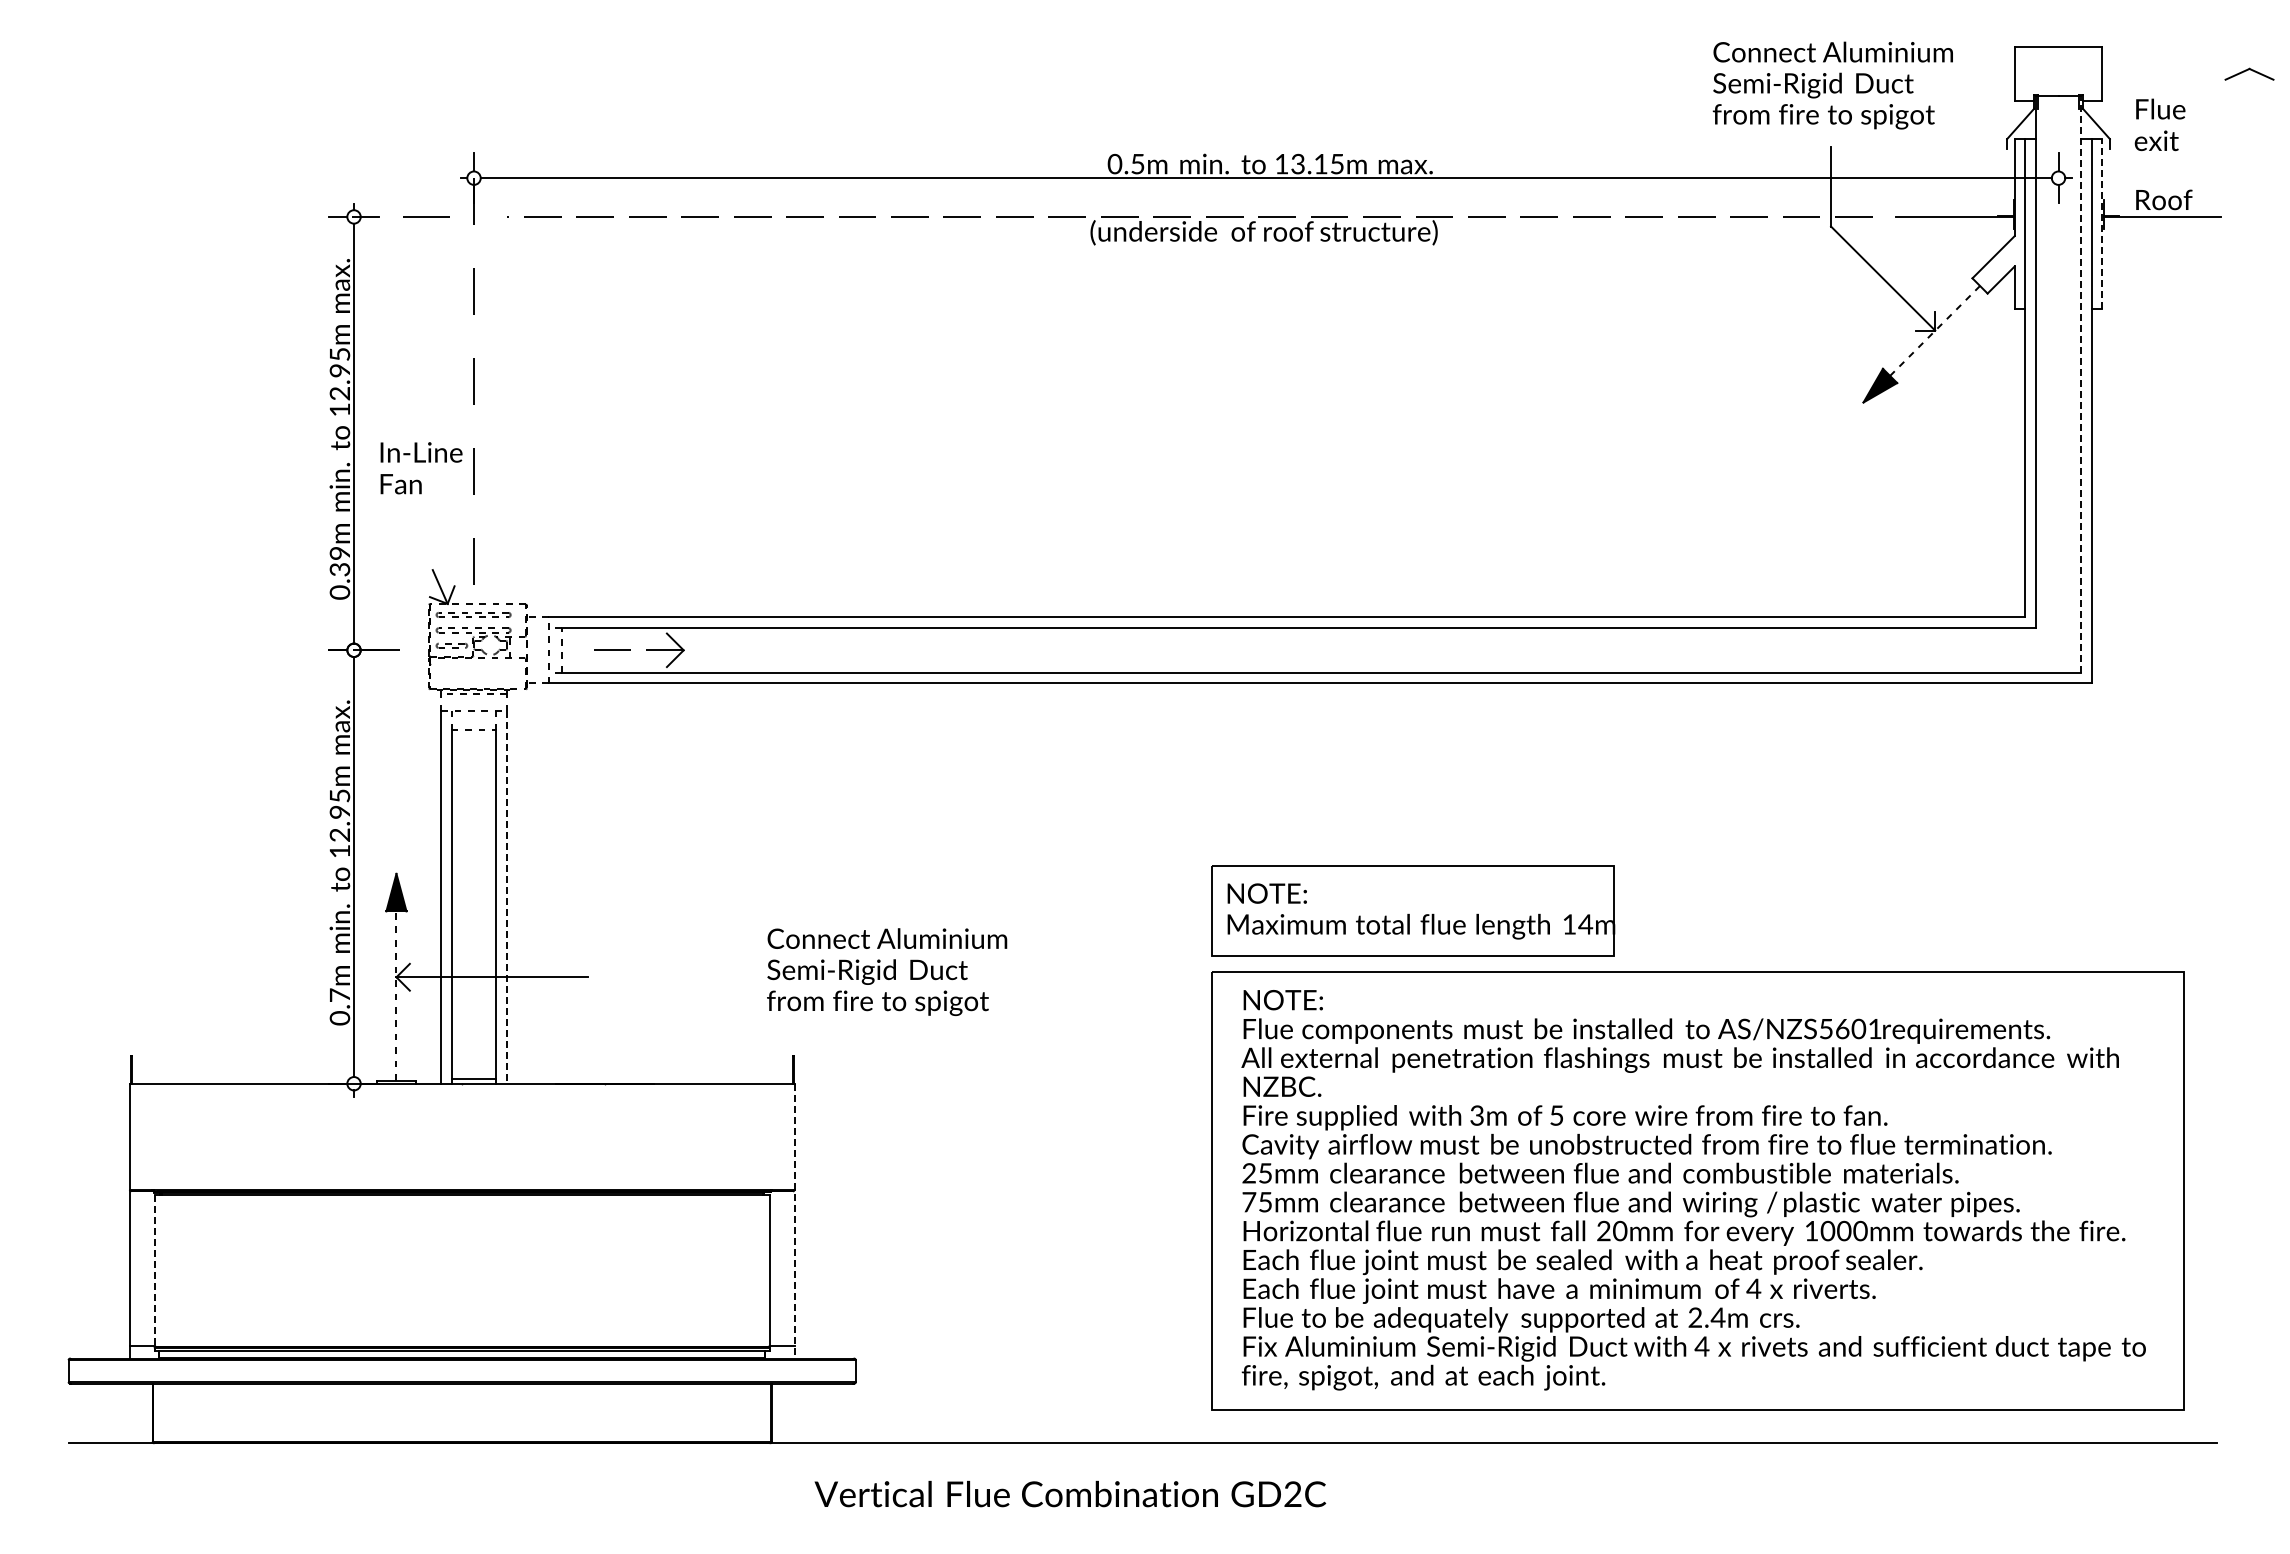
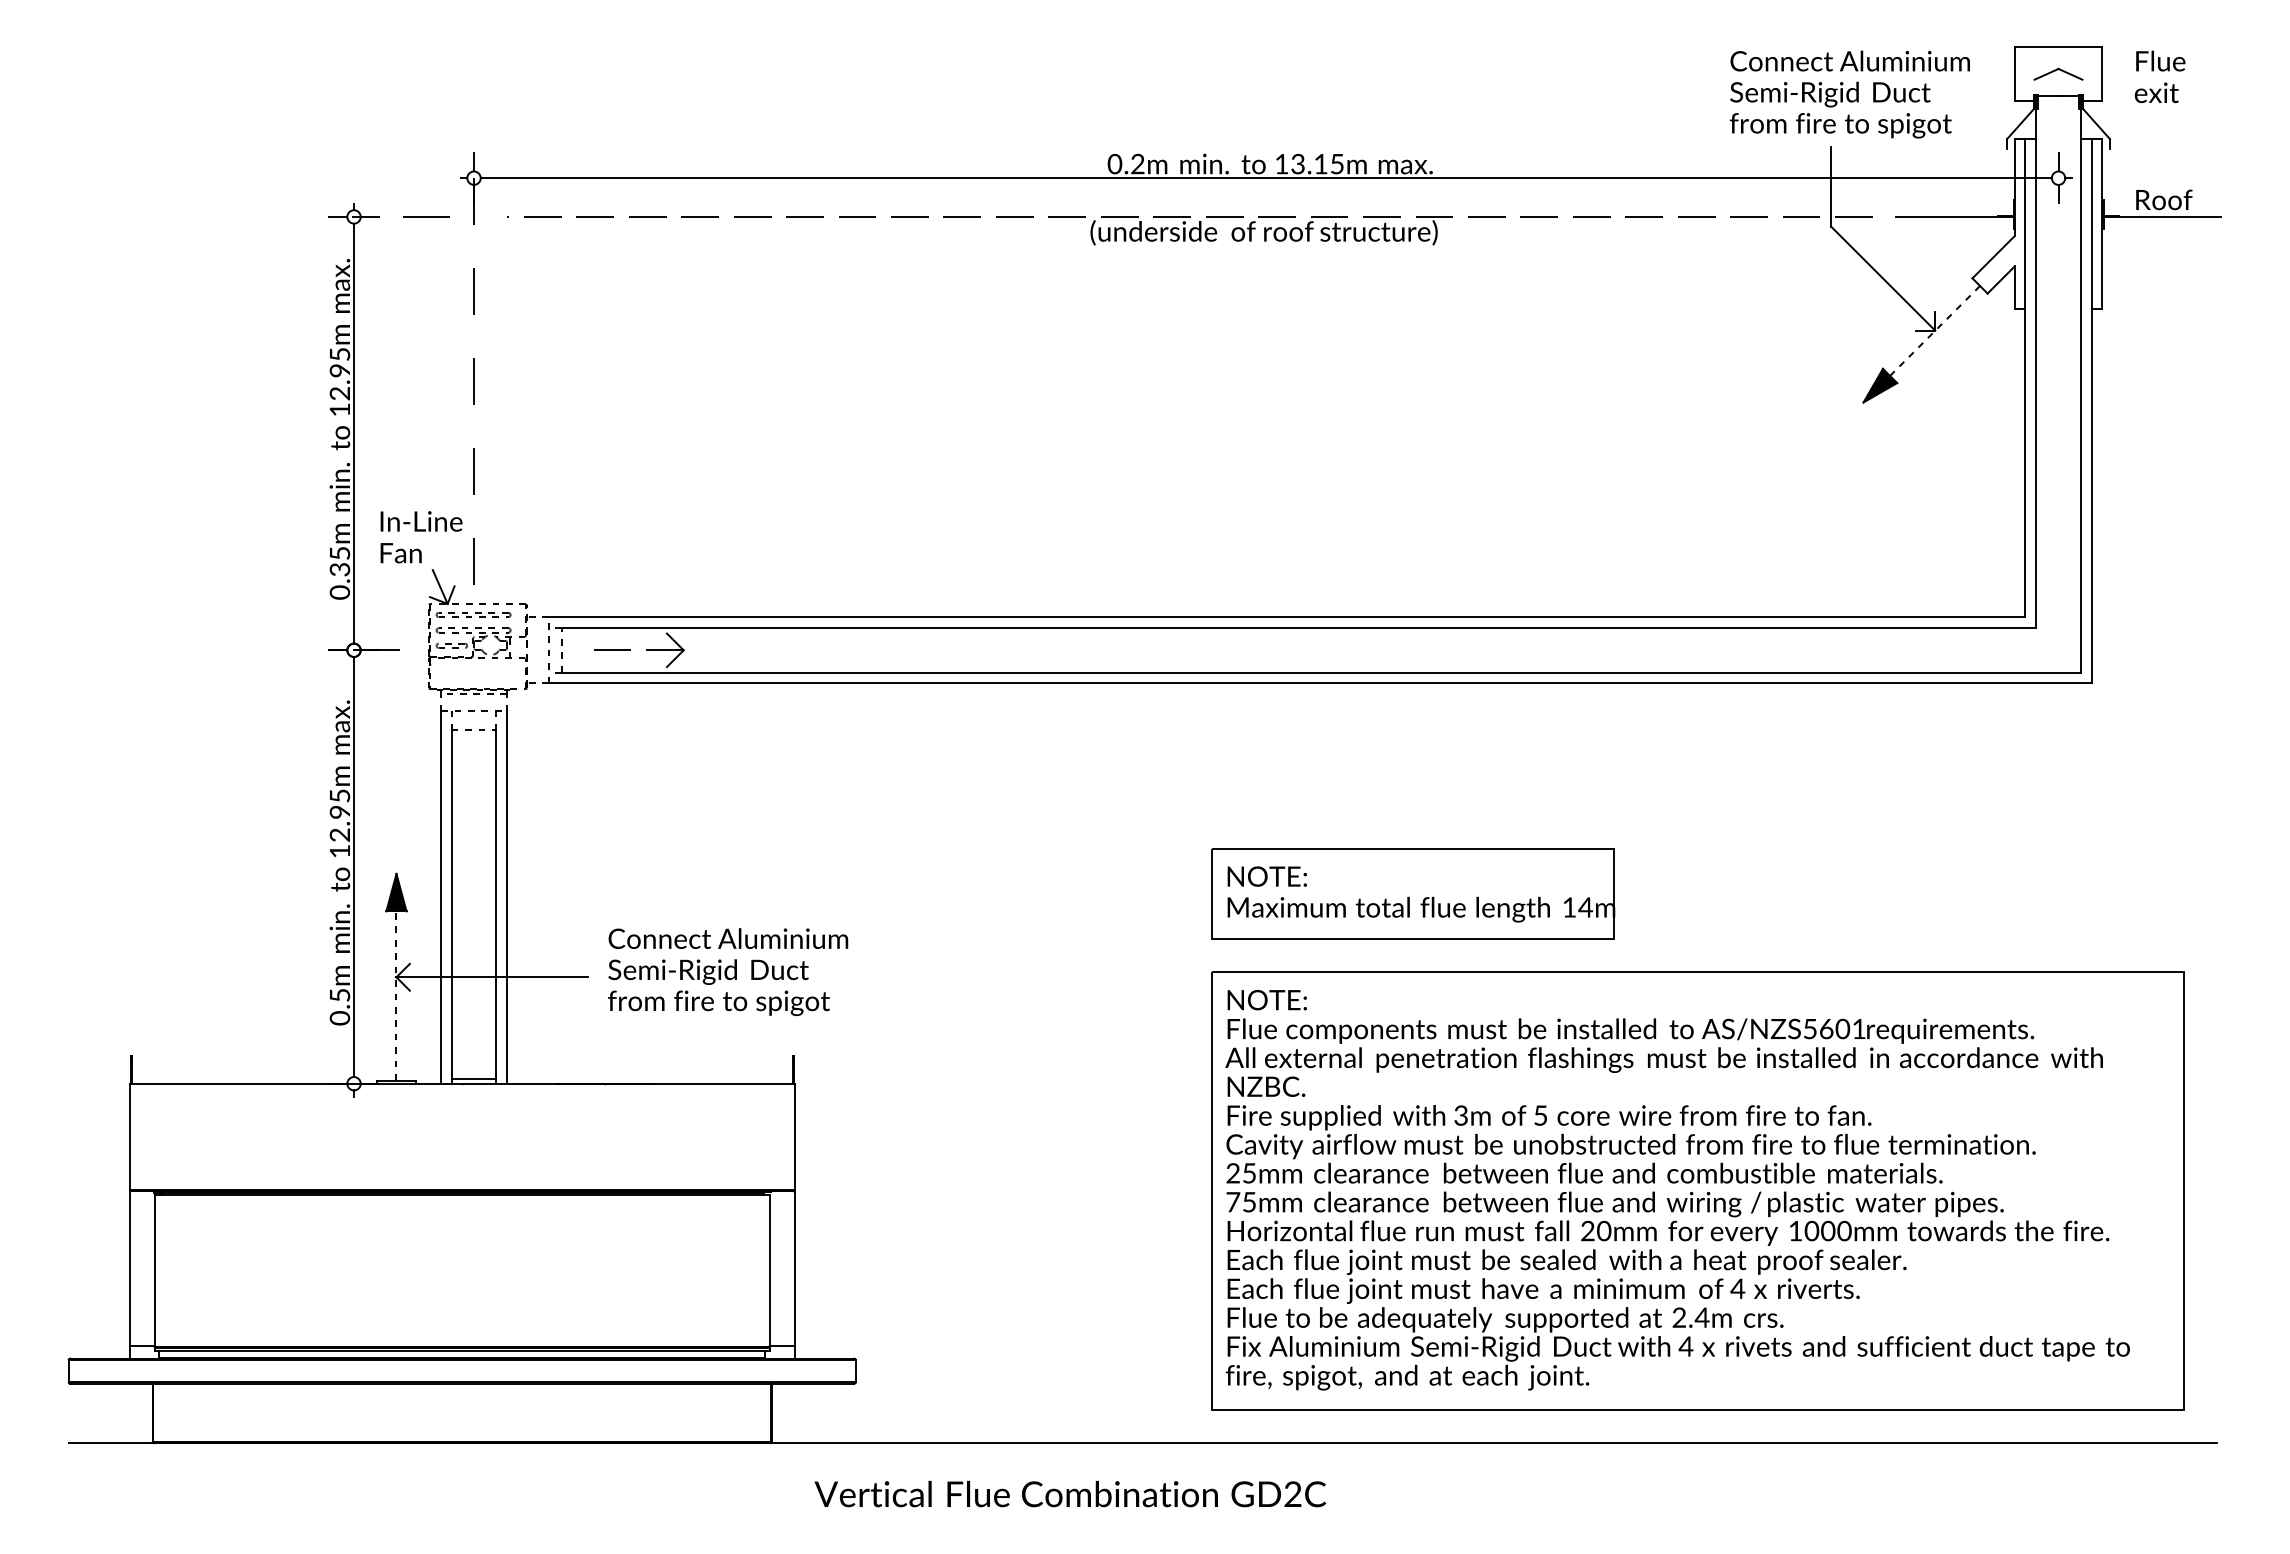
part position: (2249, 73) -> (2058, 73) (2058, 73)
text position: (1832, 85) -> (1849, 94) (1849, 94)
text position: (2159, 124) -> (2159, 76) (2159, 76)
text: 0.5m -> 0.2m (1137, 163)
line: dashed -> solid (2102, 223)
line: dashed -> solid (2080, 384)
text position: (421, 468) -> (421, 537) (421, 537)
text: 0.39m -> 0.35m (339, 553)
line: dashed -> solid (506, 898)
part position: (1413, 910) -> (1413, 893) (1413, 893)
text position: (887, 971) -> (728, 971) (728, 971)
text: 0.7m -> 0.5m (340, 994)
text position: (1693, 1190) -> (1677, 1190) (1677, 1190)
line: dashed -> solid (794, 1221)
line: dashed -> solid (154, 1270)
